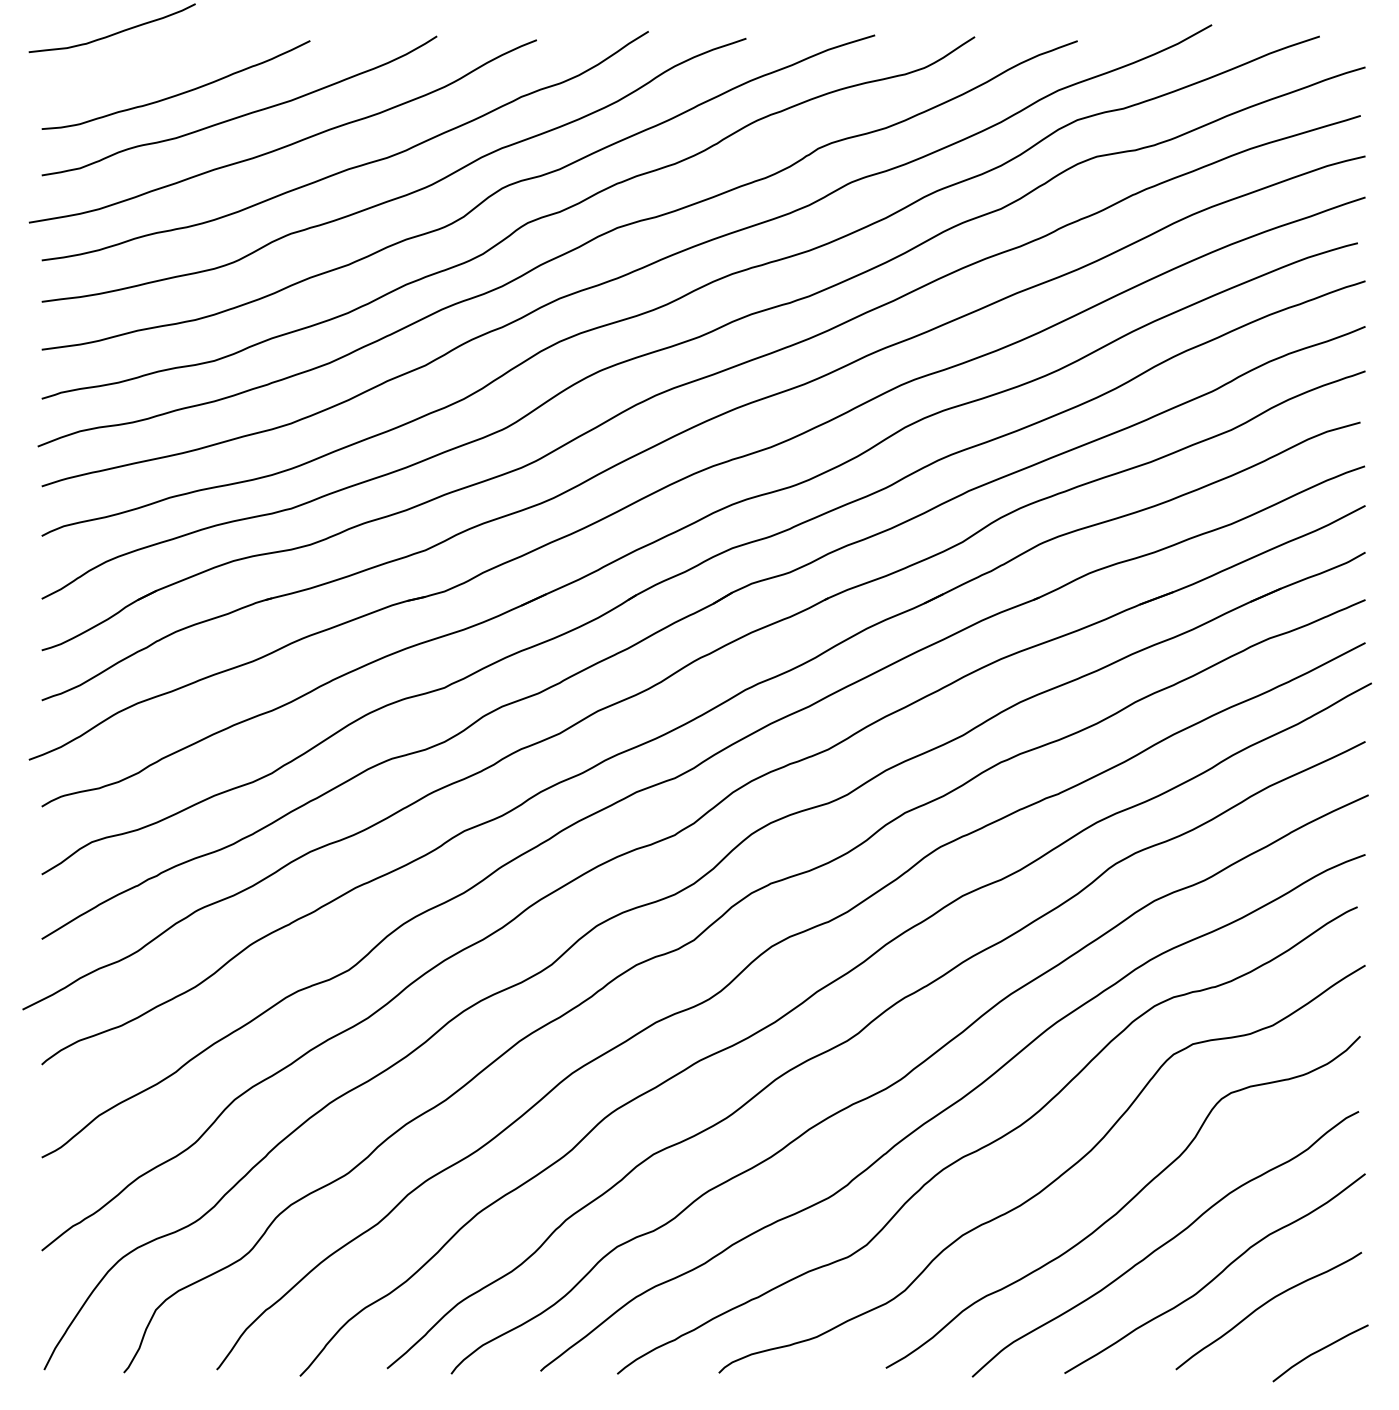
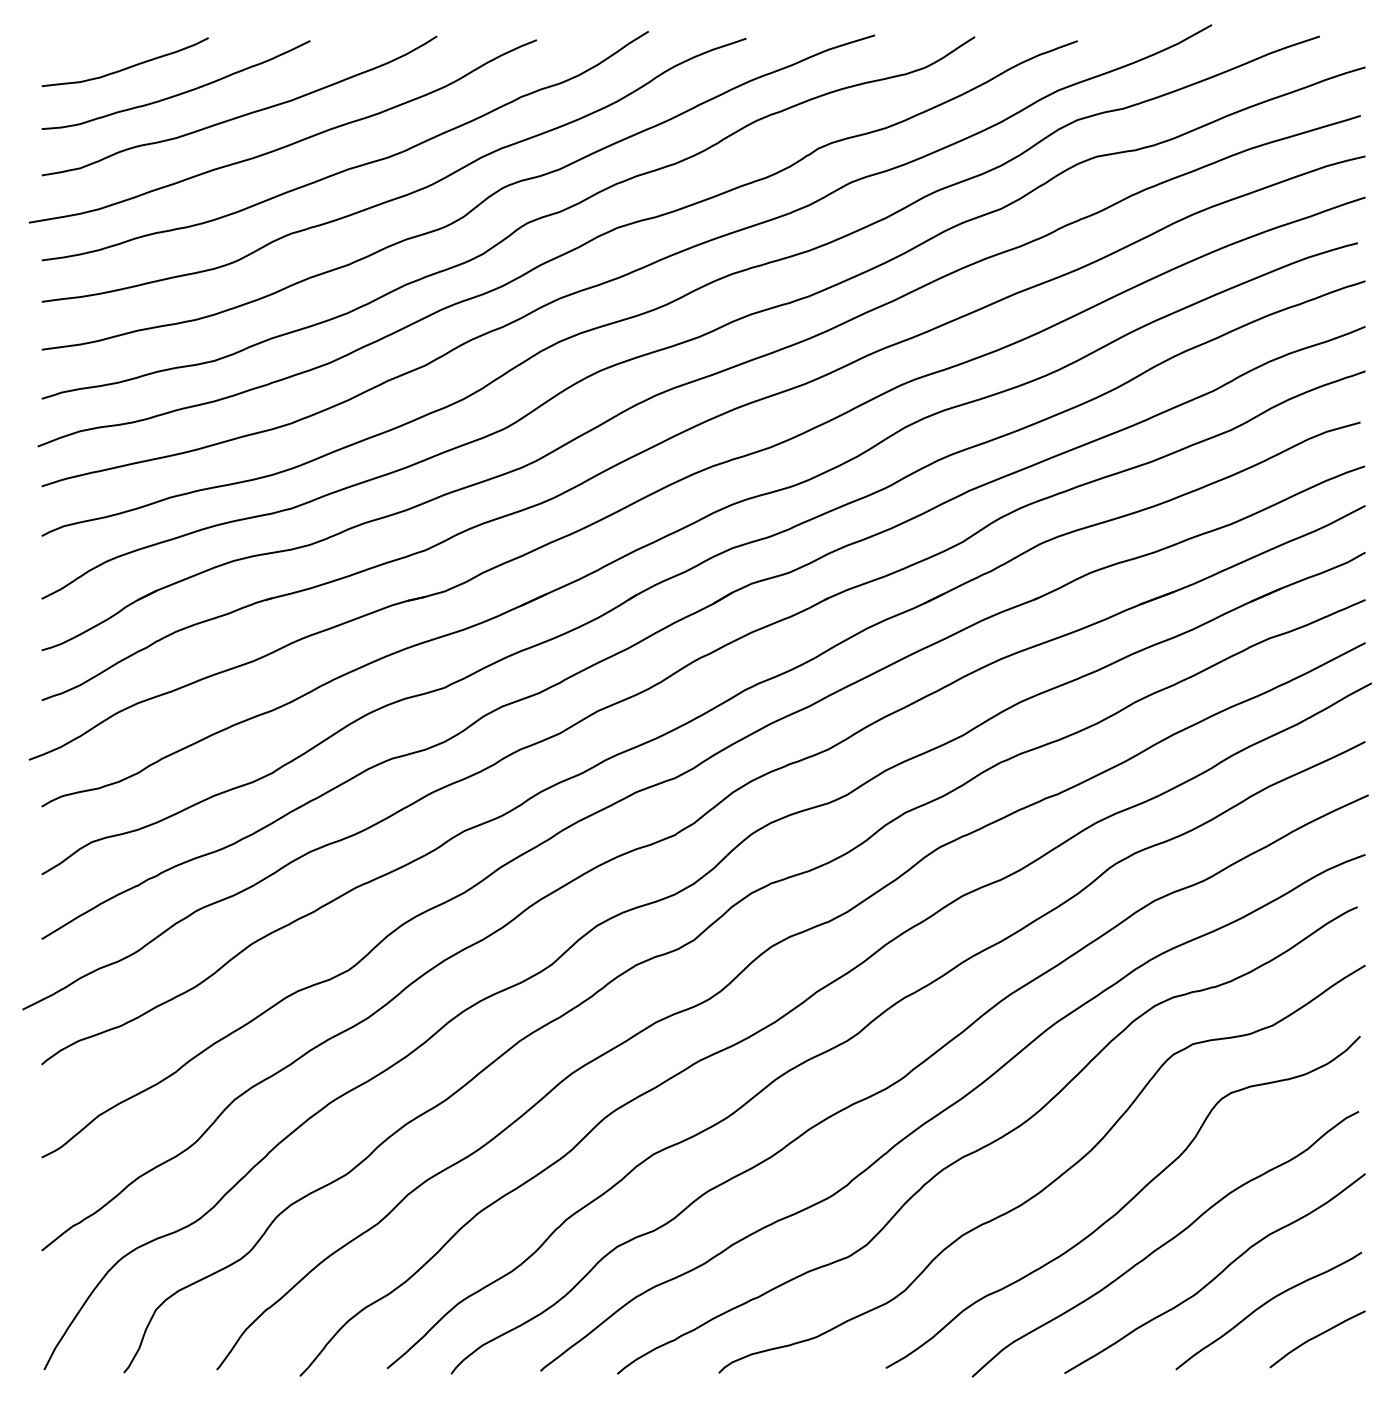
curve position: (113, 33) -> (126, 67) (126, 67)
curve position: (1320, 1351) -> (1317, 1337) (1317, 1337)
